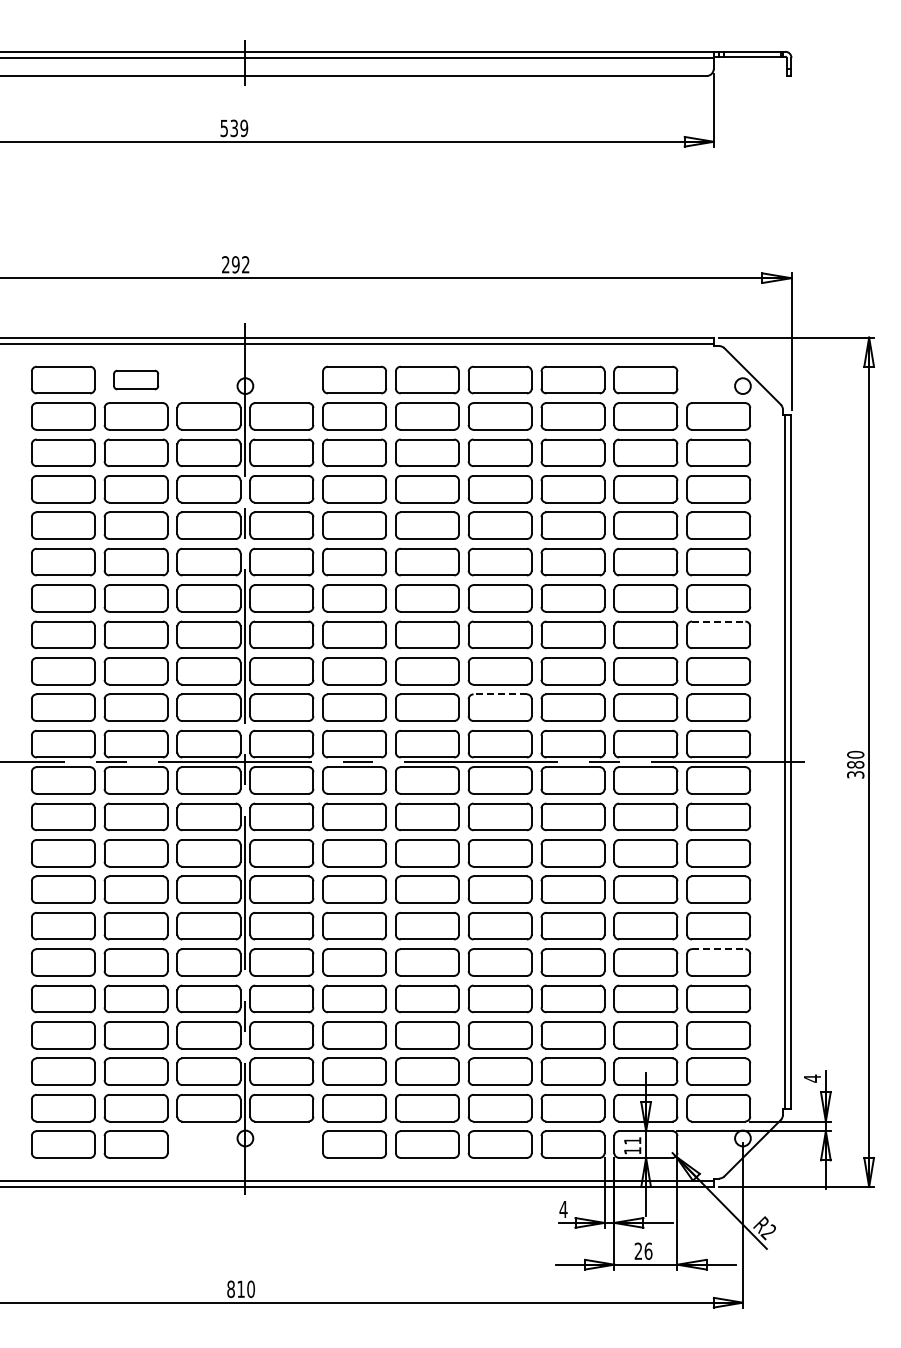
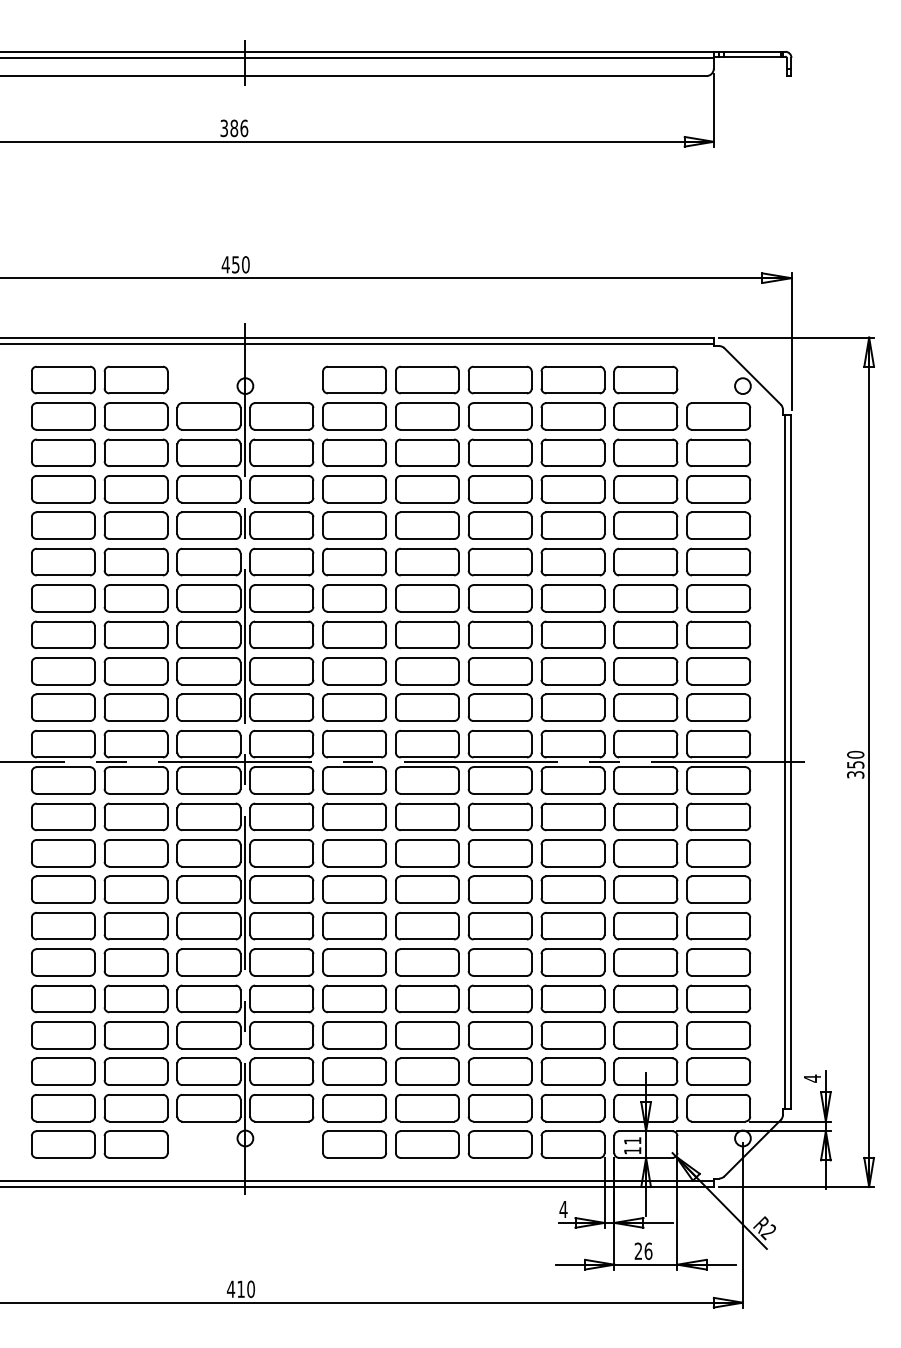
text: 539 -> 386 (234, 128)
text: 292 -> 450 (235, 264)
part size: 47x22 px -> 66x30 px (135, 379)
line: dashed -> solid (718, 621)
line: dashed -> solid (500, 694)
text: 380 -> 350 (855, 764)
line: dashed -> solid (718, 949)
text: 810 -> 410 (230, 1289)
